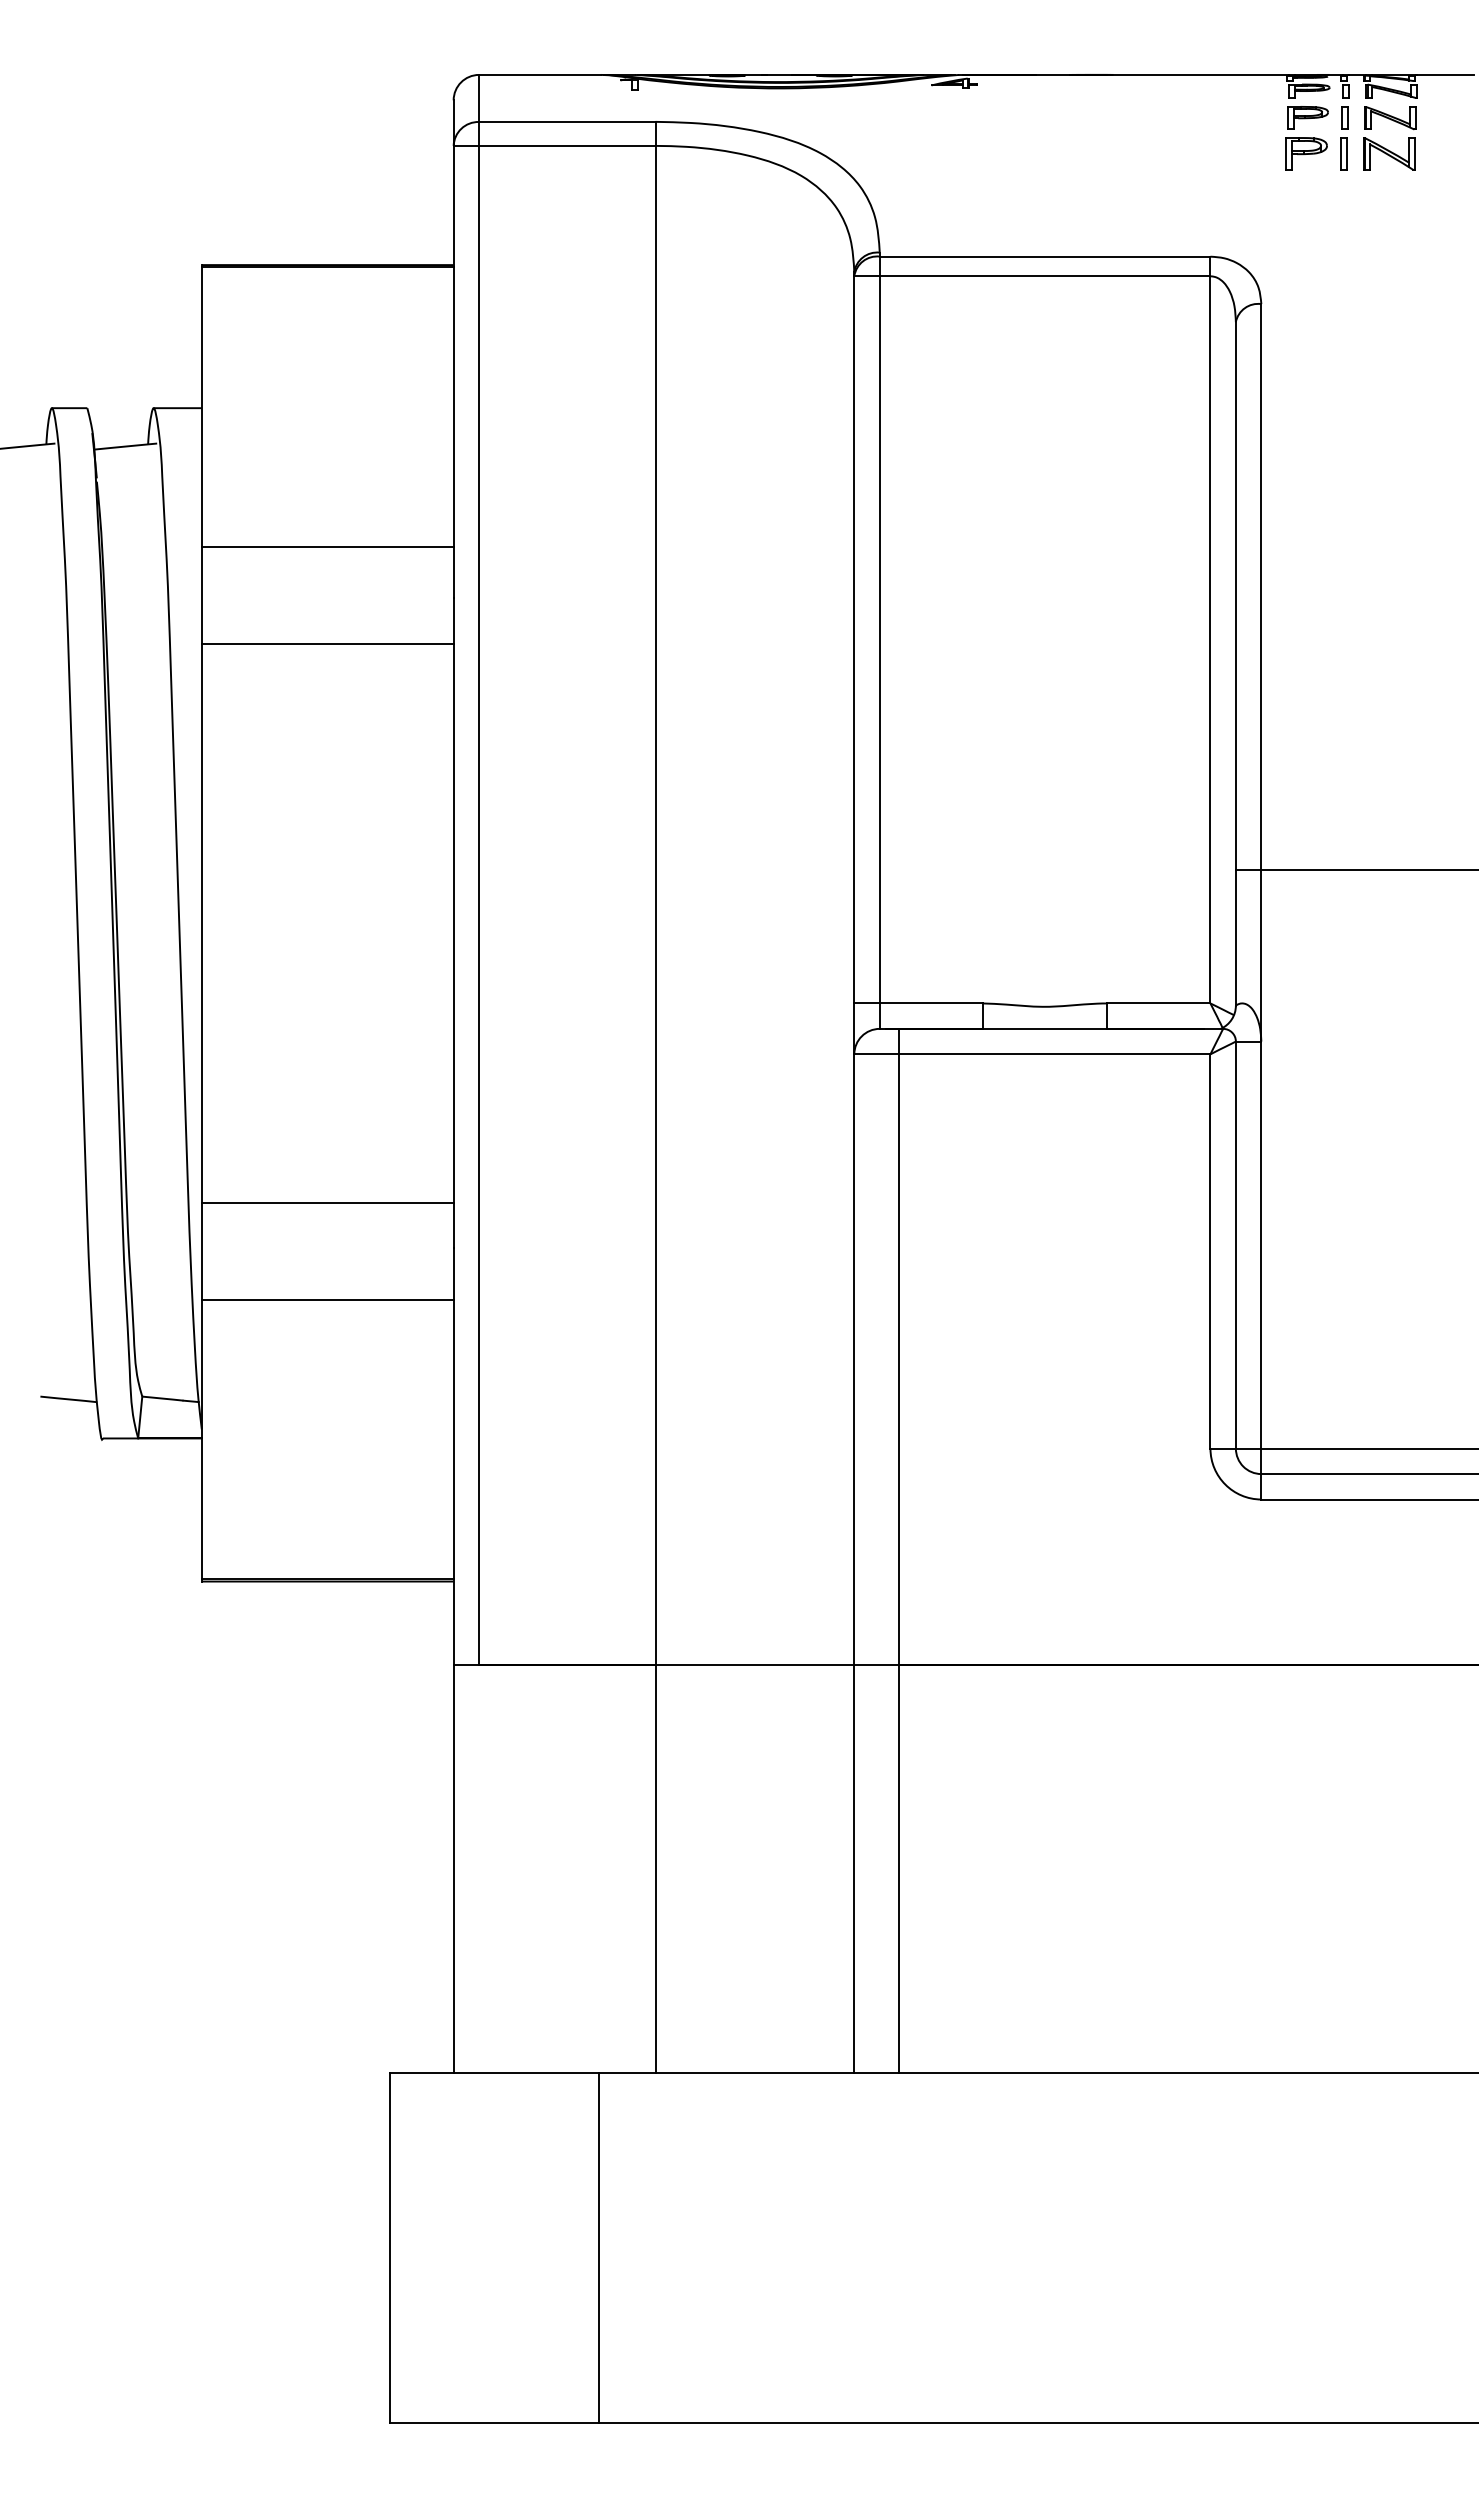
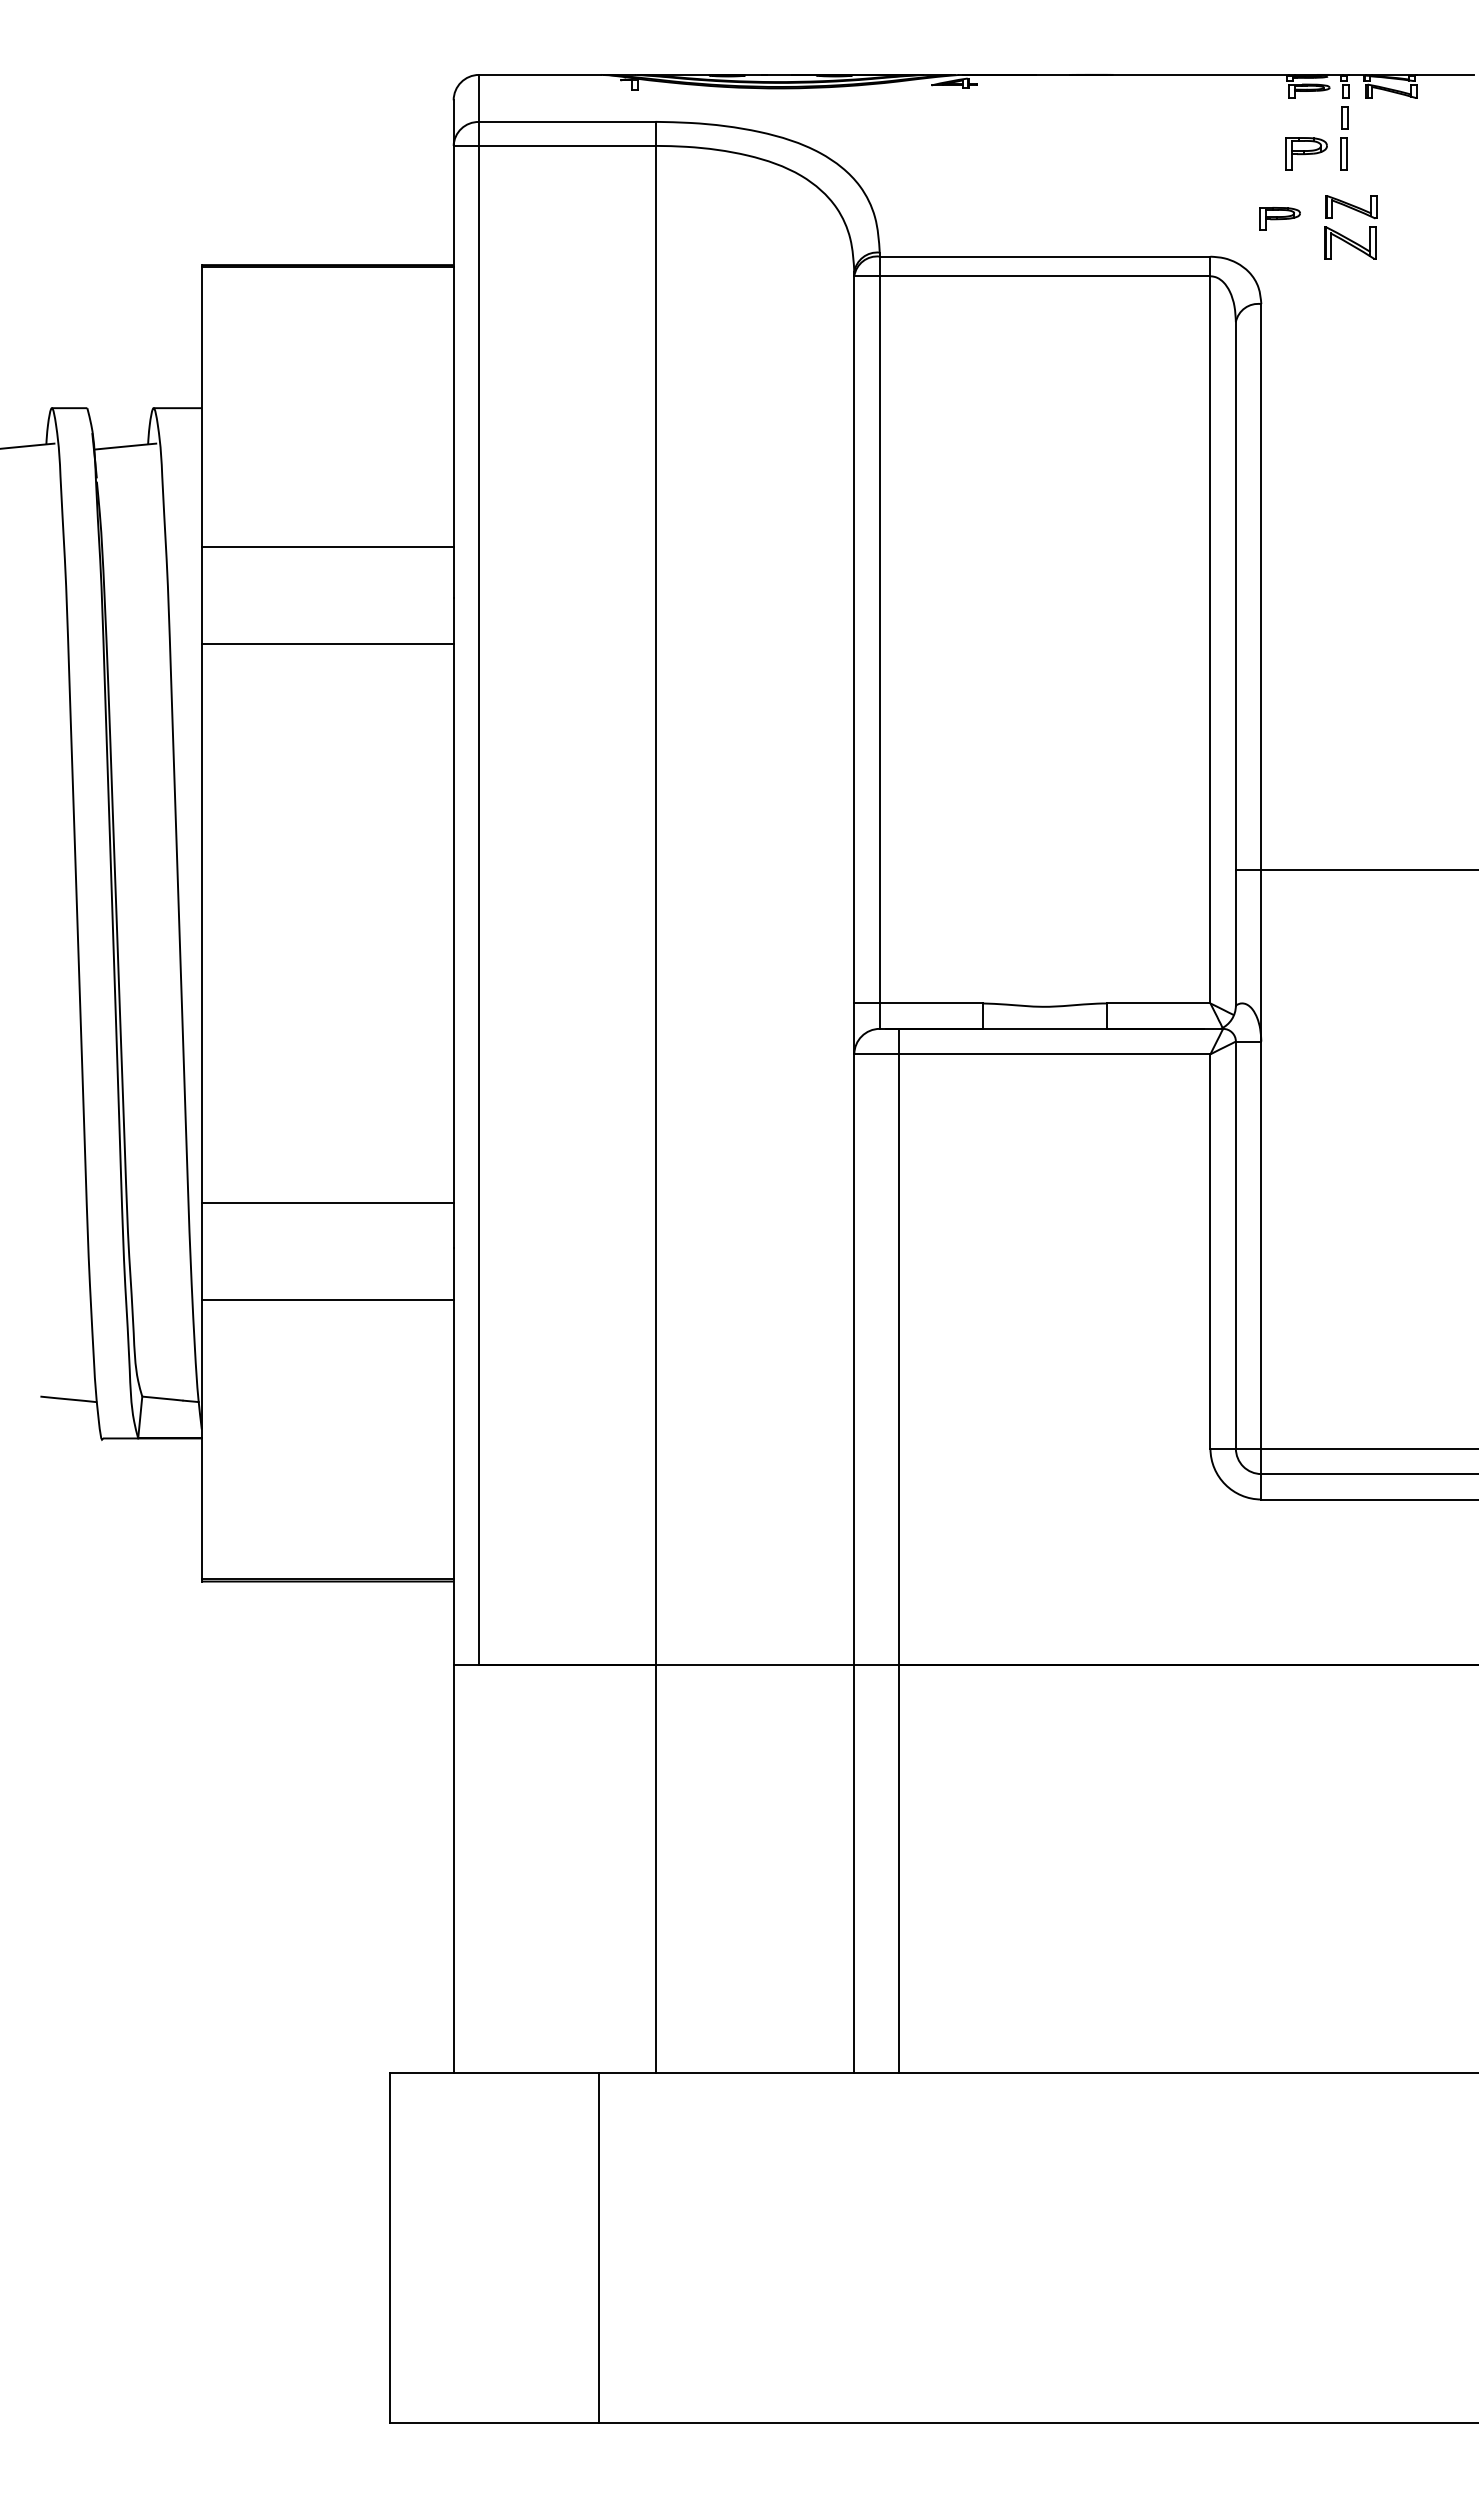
part position: (1307, 117) -> (1279, 218) (1279, 218)
part position: (1383, 146) -> (1344, 235) (1344, 235)
